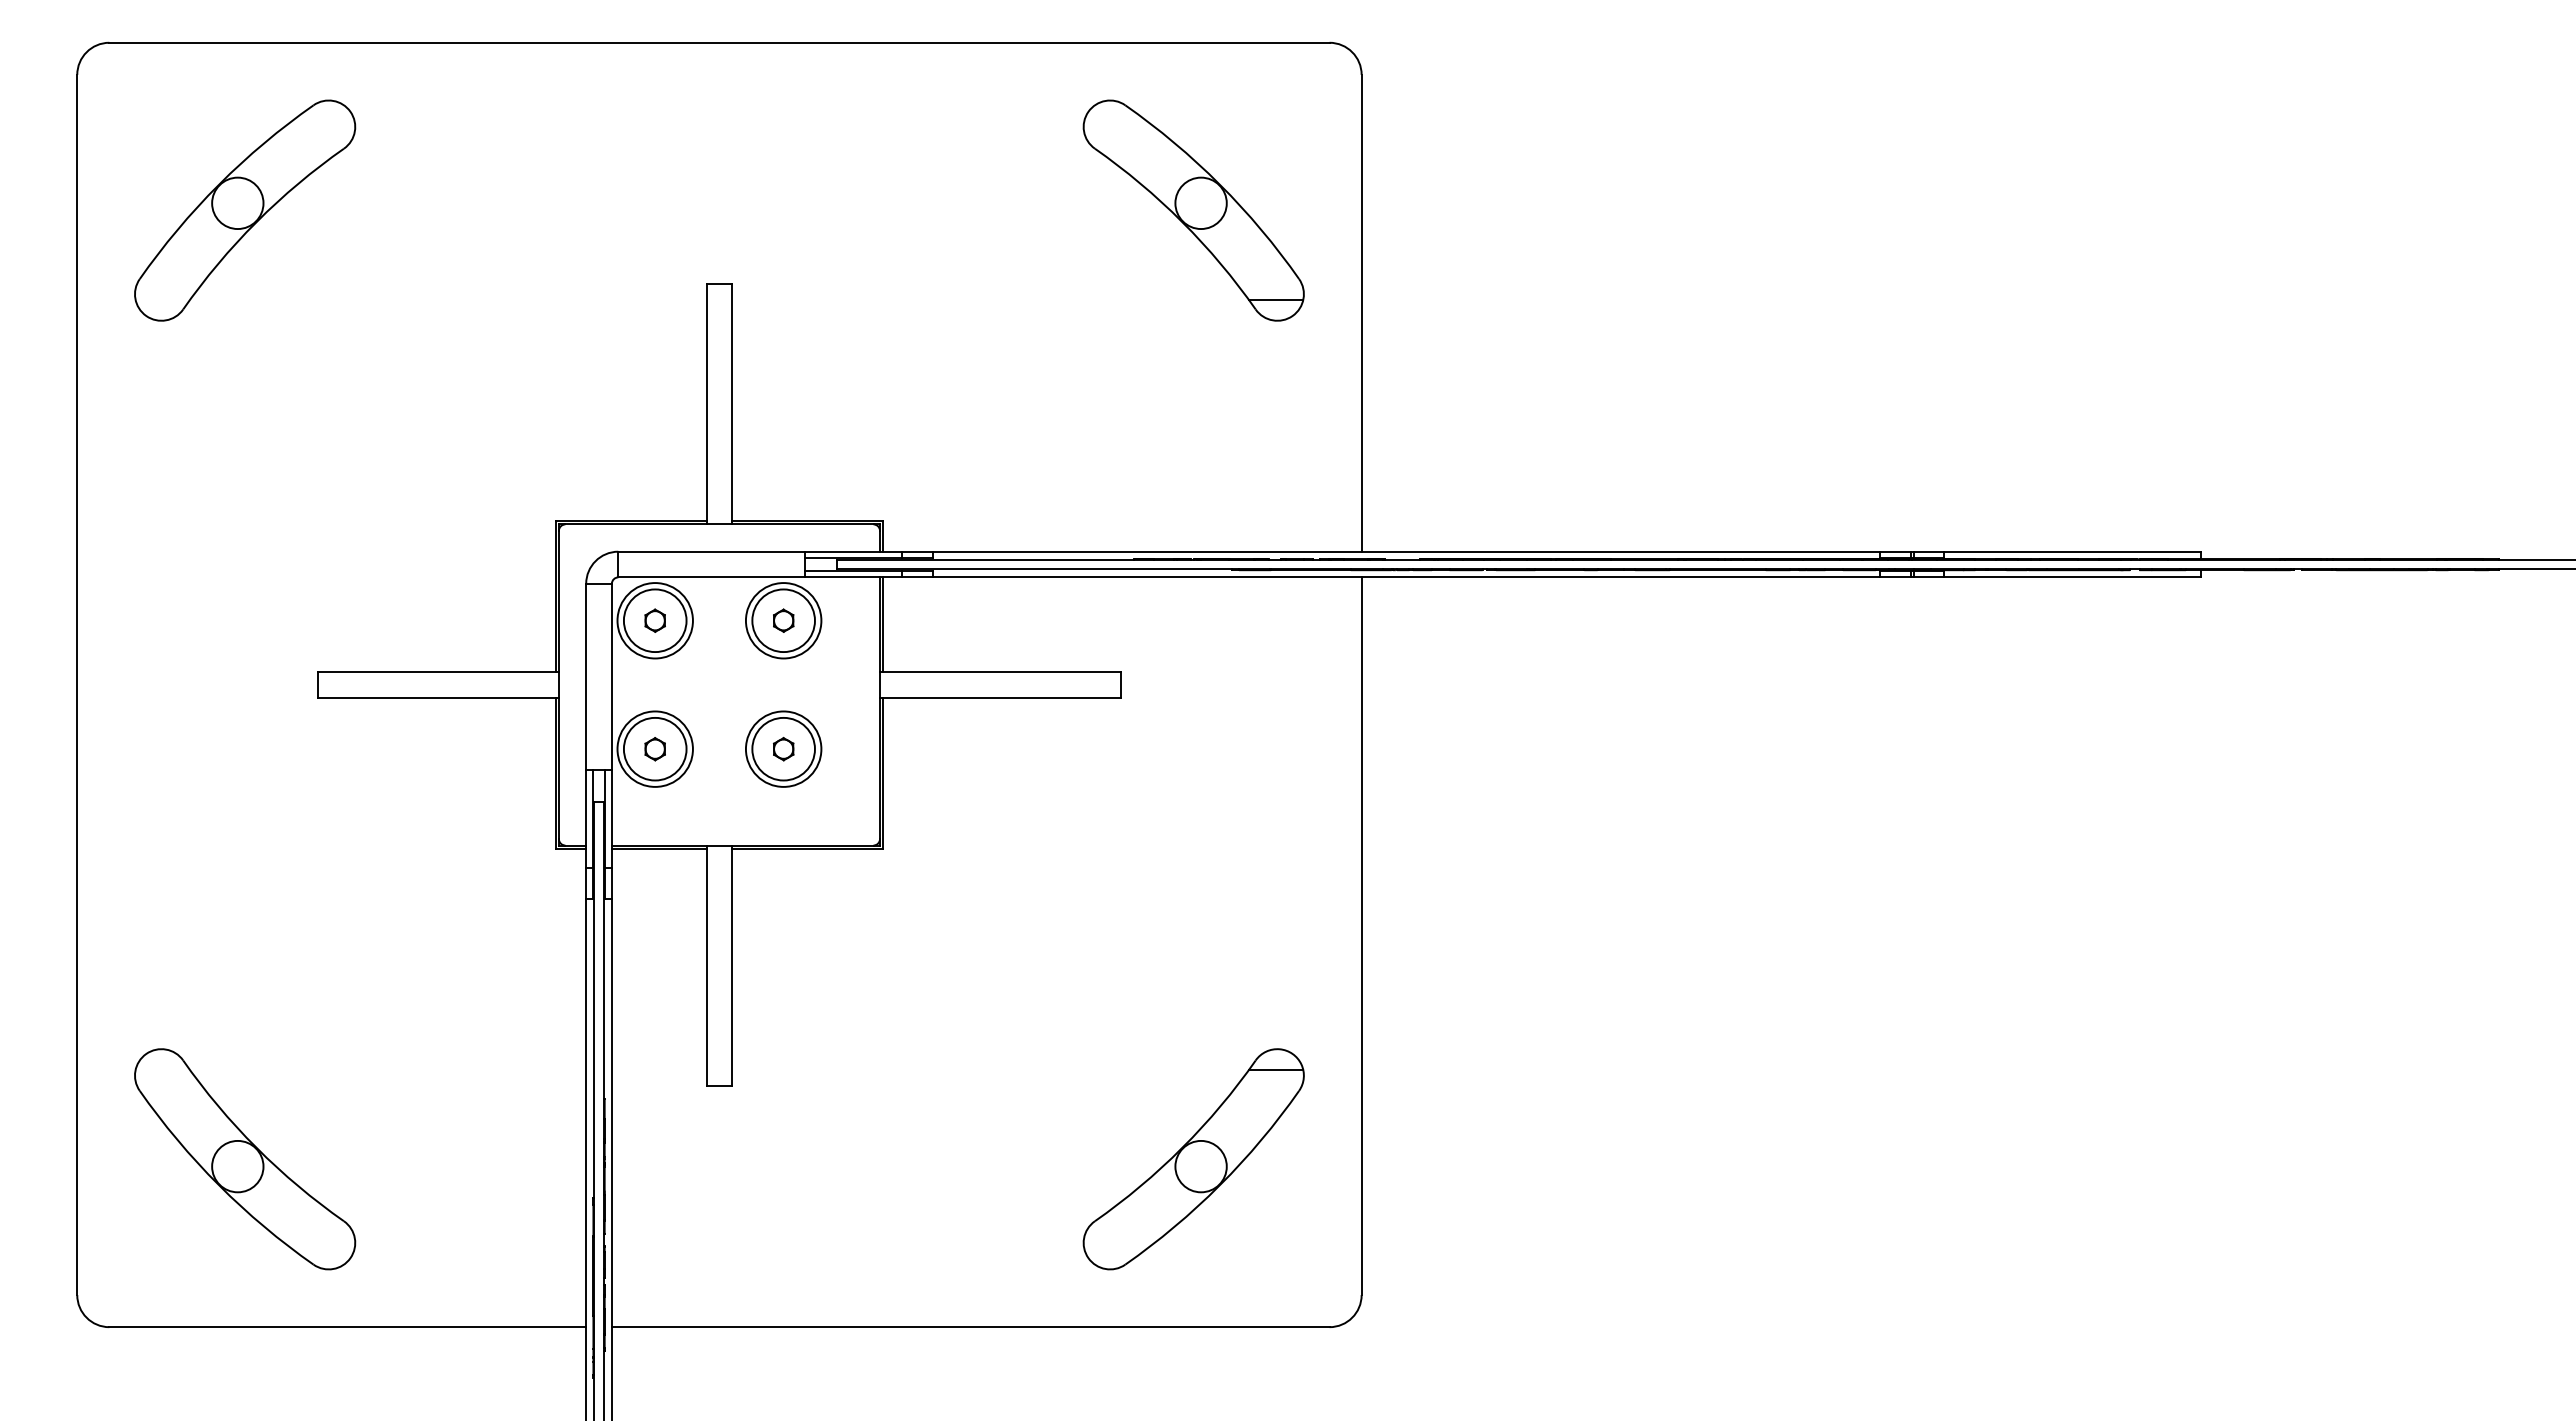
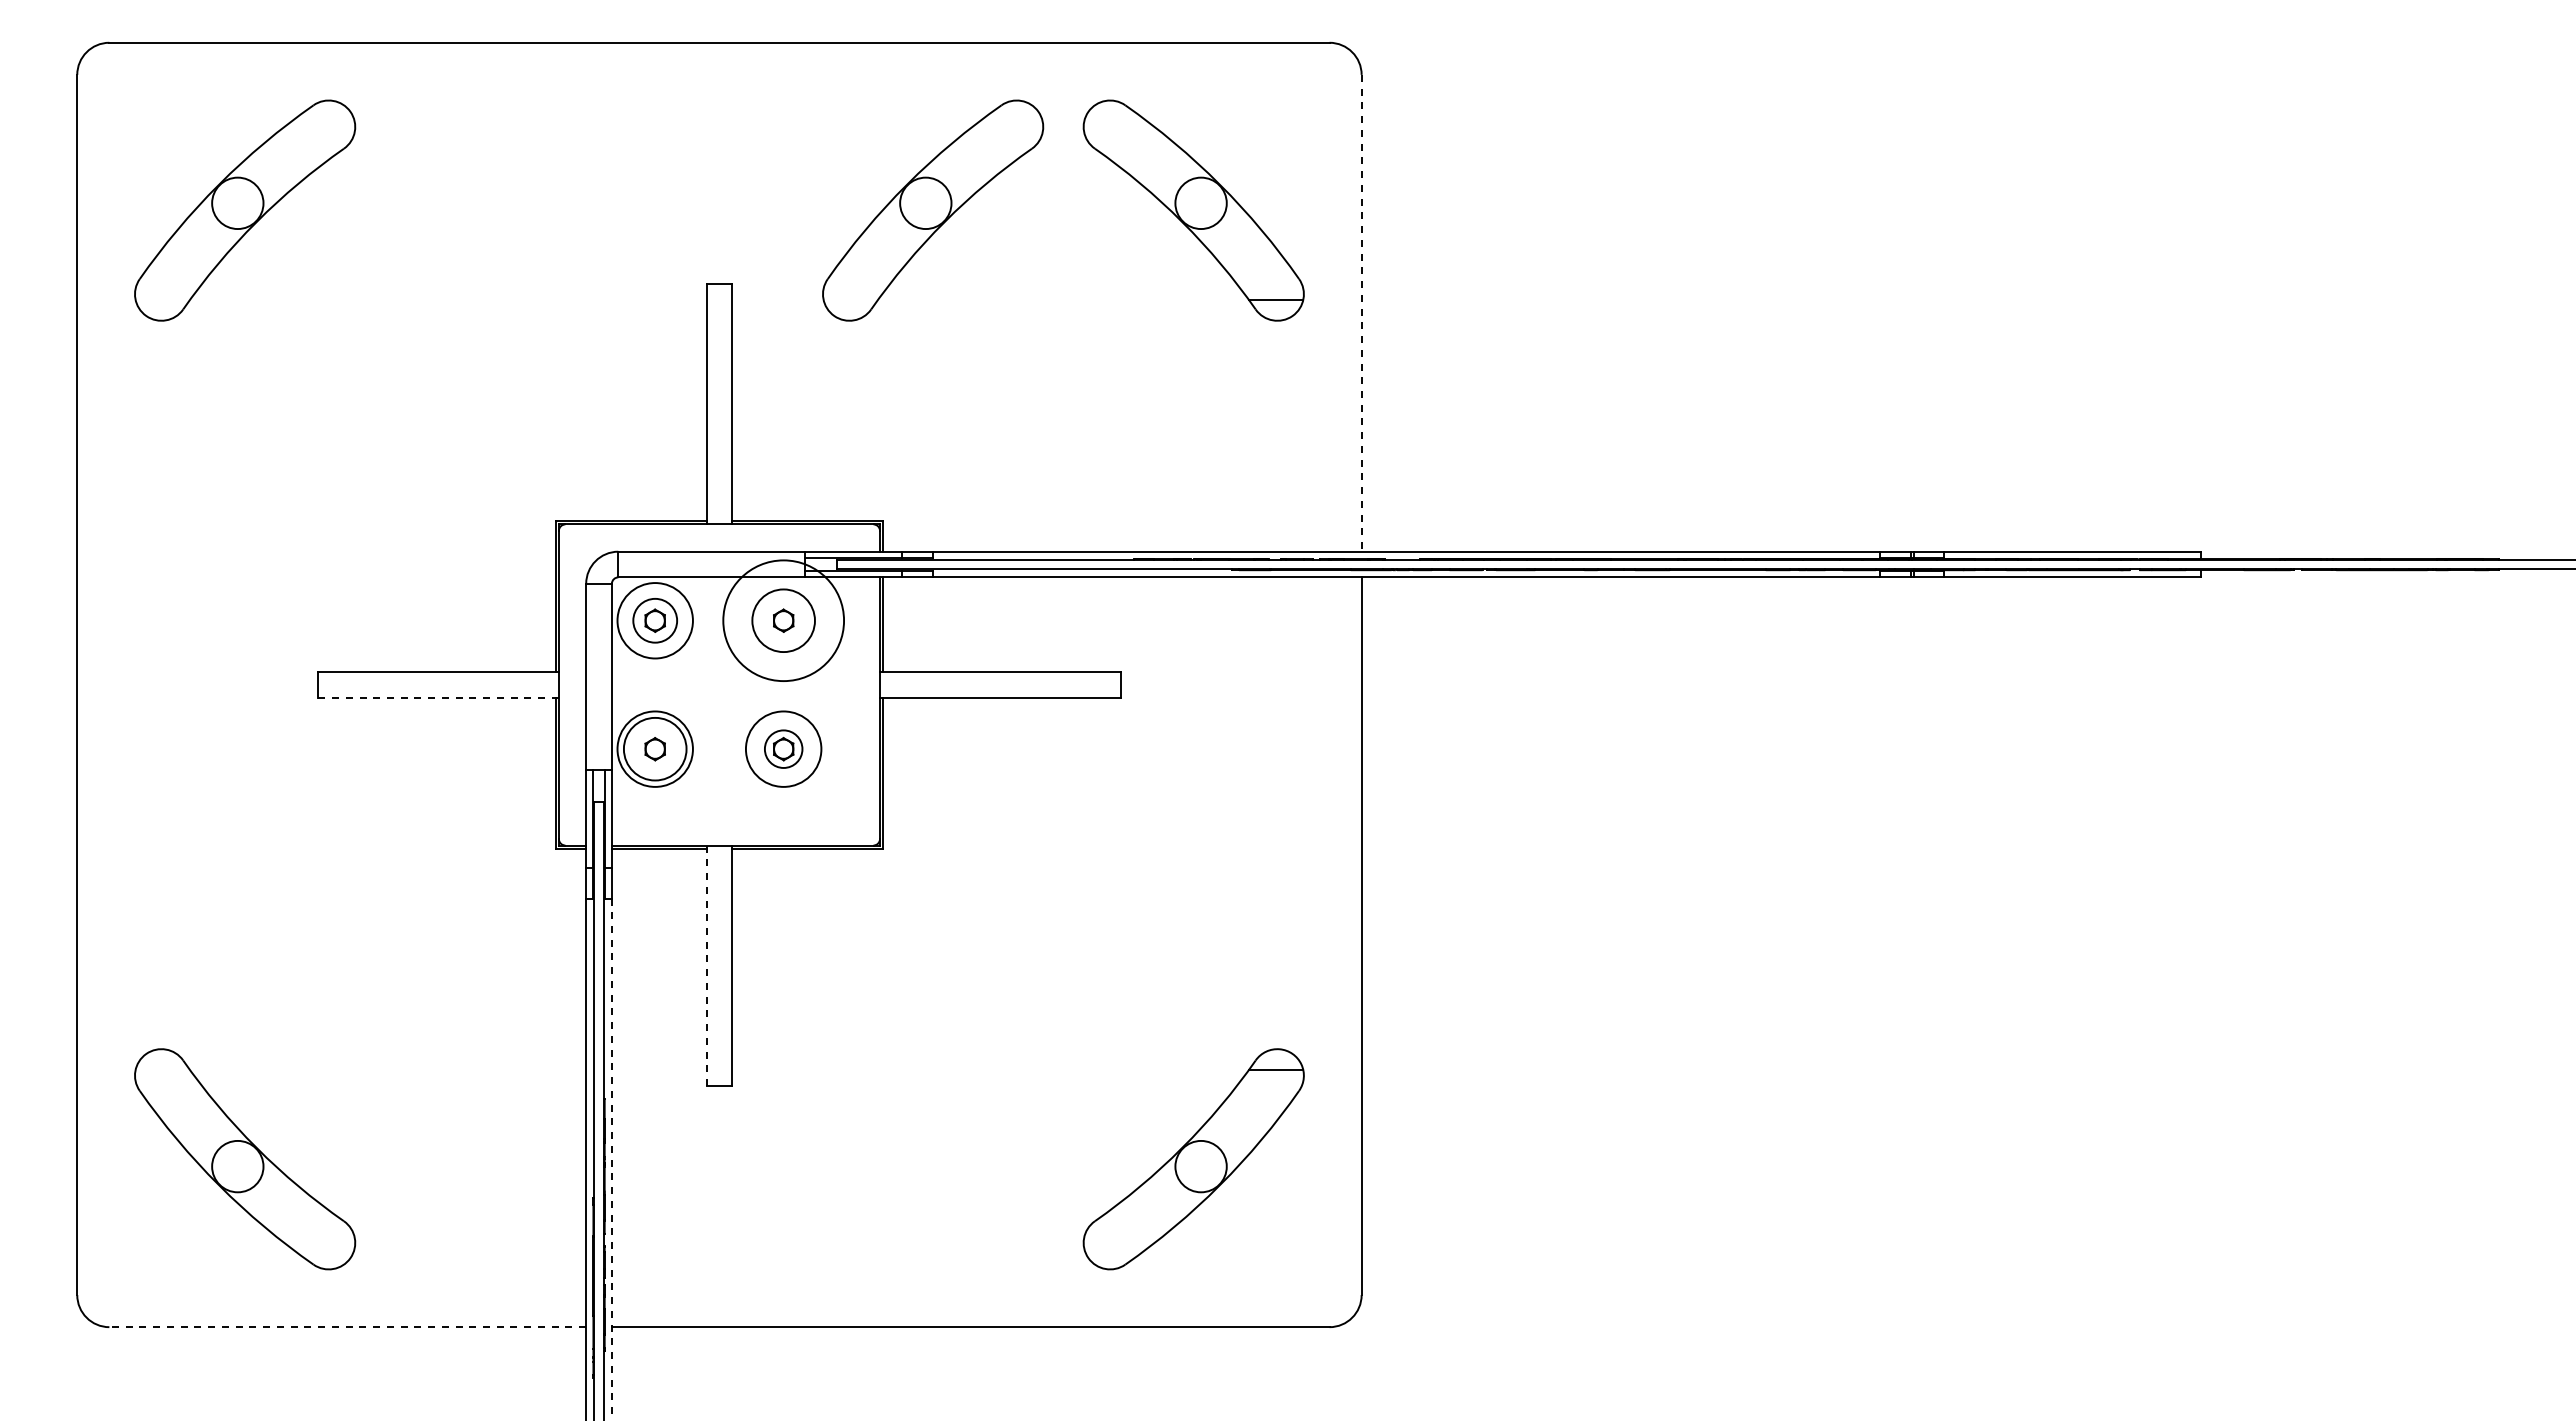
part: none -> present (933, 210)
line: solid -> dashed (1361, 313)
circle diameter: 63 px -> 44 px (655, 620)
circle diameter: 75 px -> 121 px (783, 620)
line: solid -> dashed (438, 697)
circle diameter: 63 px -> 38 px (783, 748)
line: solid -> dashed (706, 966)
line: solid -> dashed (611, 1159)
line: solid -> dashed (347, 1327)
